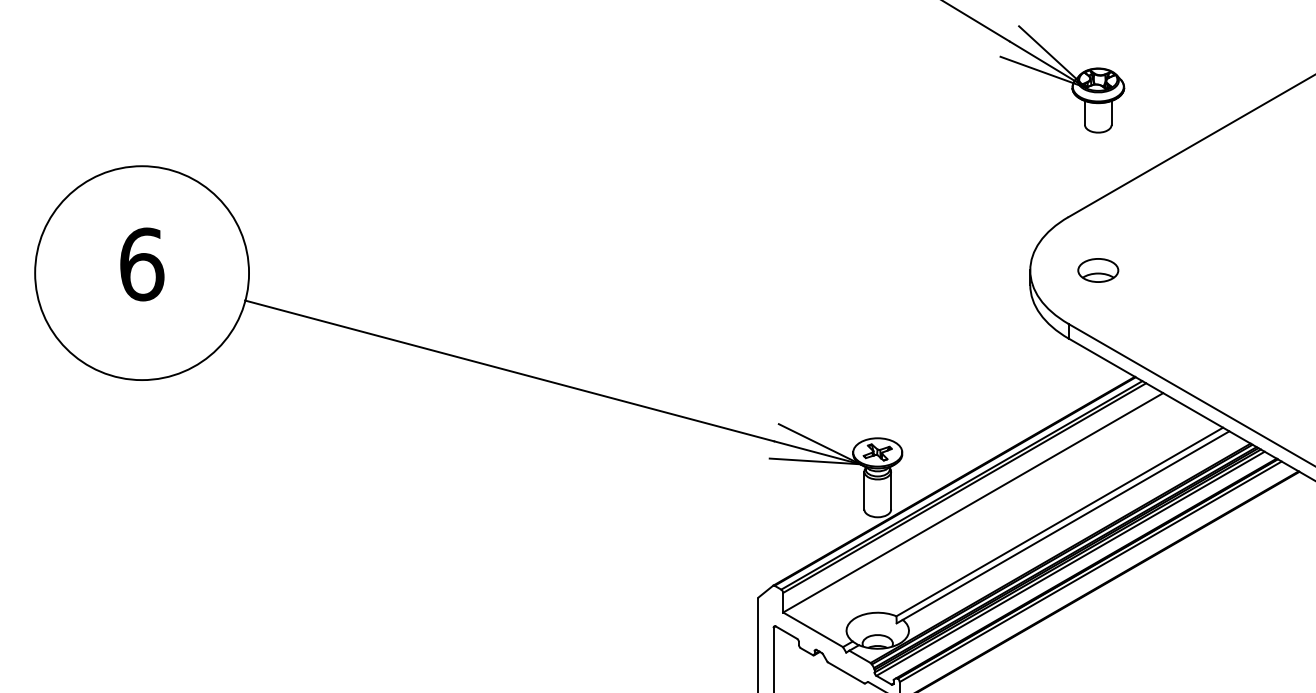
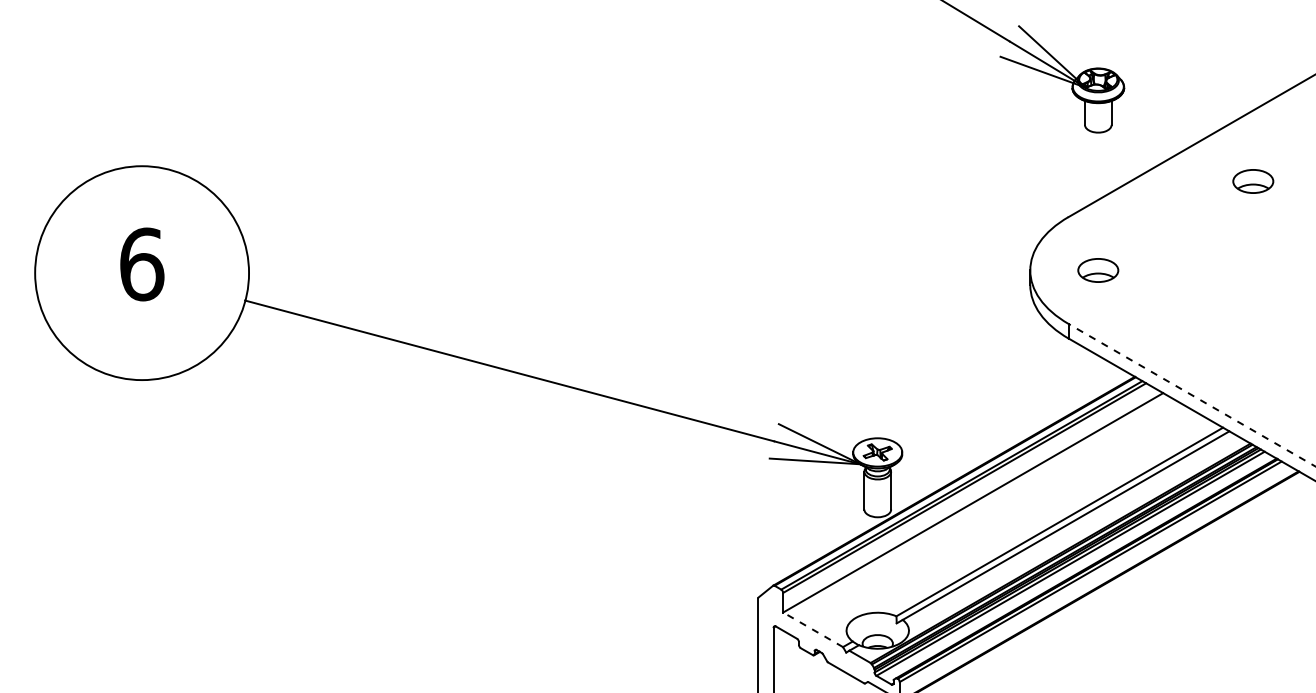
part: none -> present (1253, 181)
line: solid -> dashed (1191, 395)
line: solid -> dashed (813, 629)
